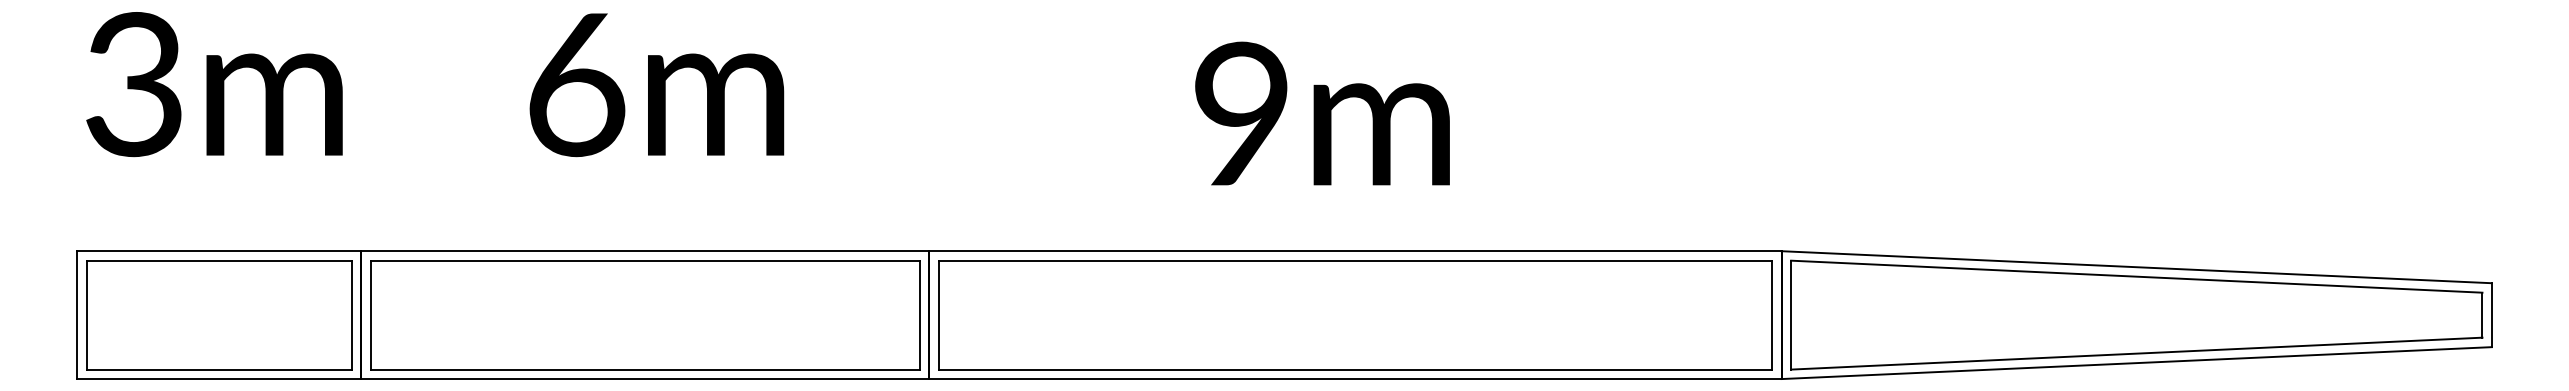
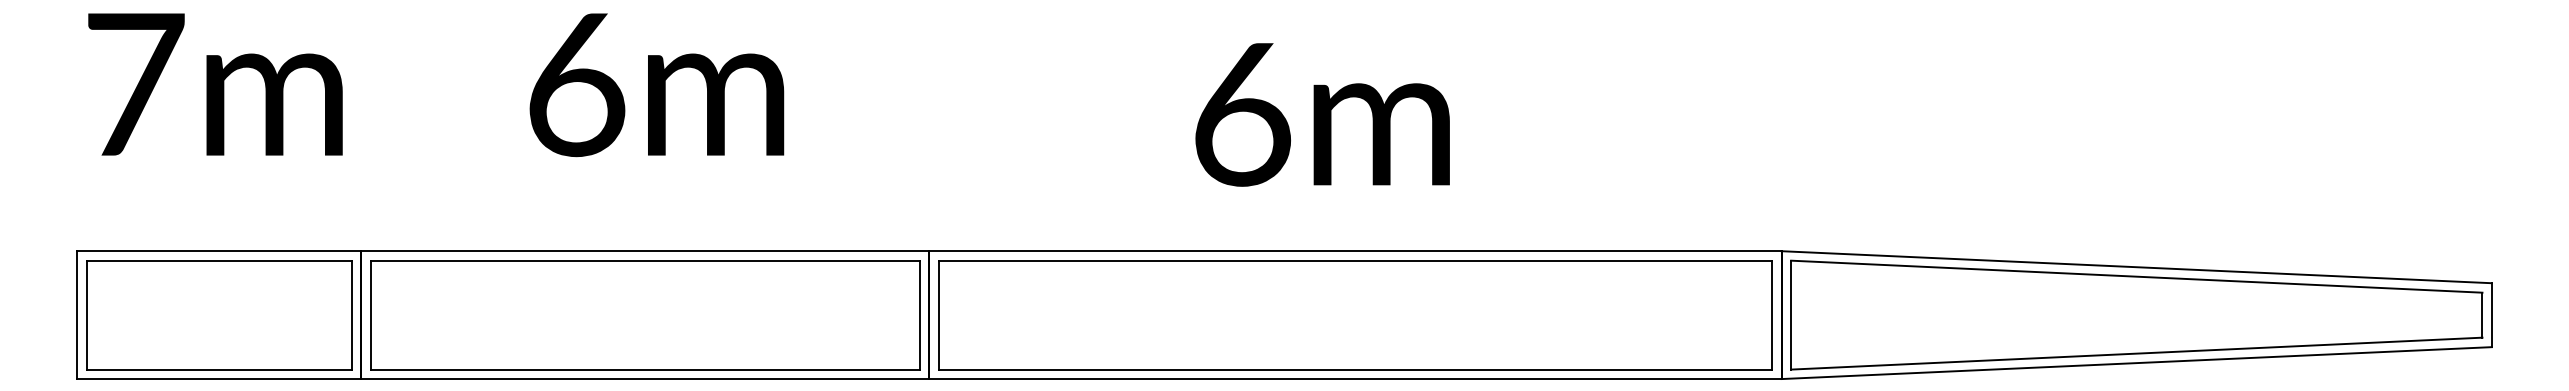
text: 3m -> 7m (135, 84)
text: 9m -> 6m (1243, 113)
